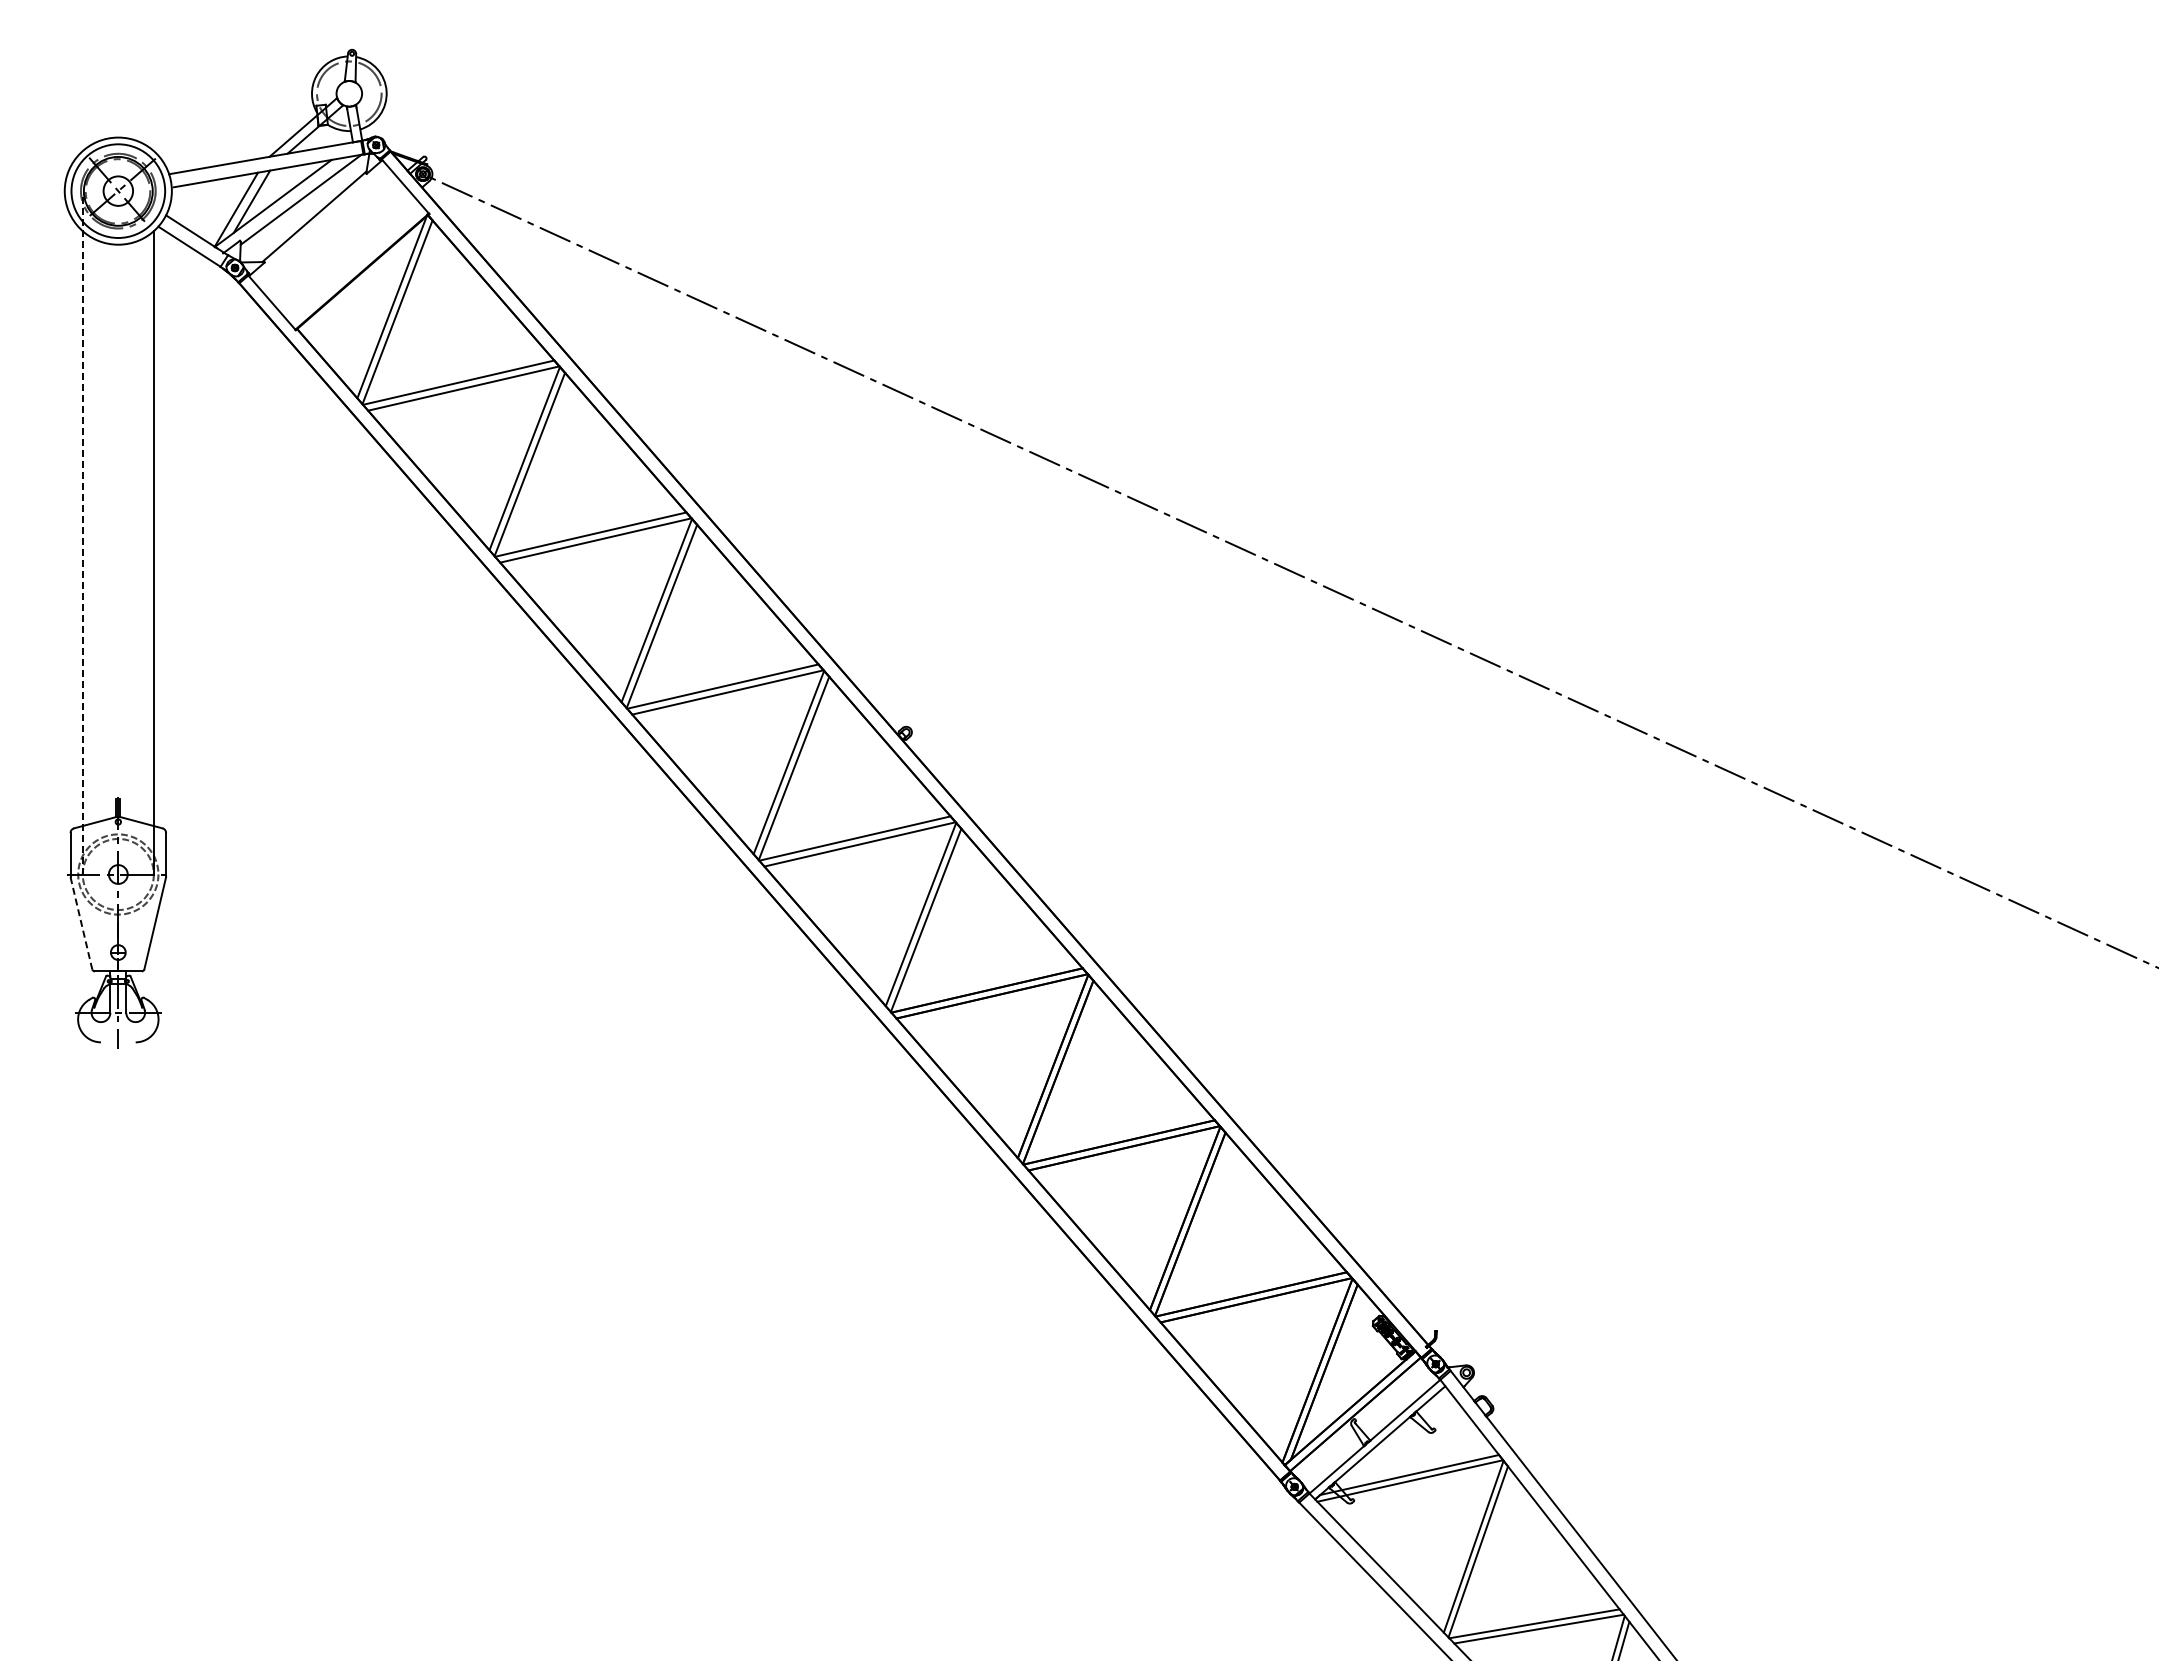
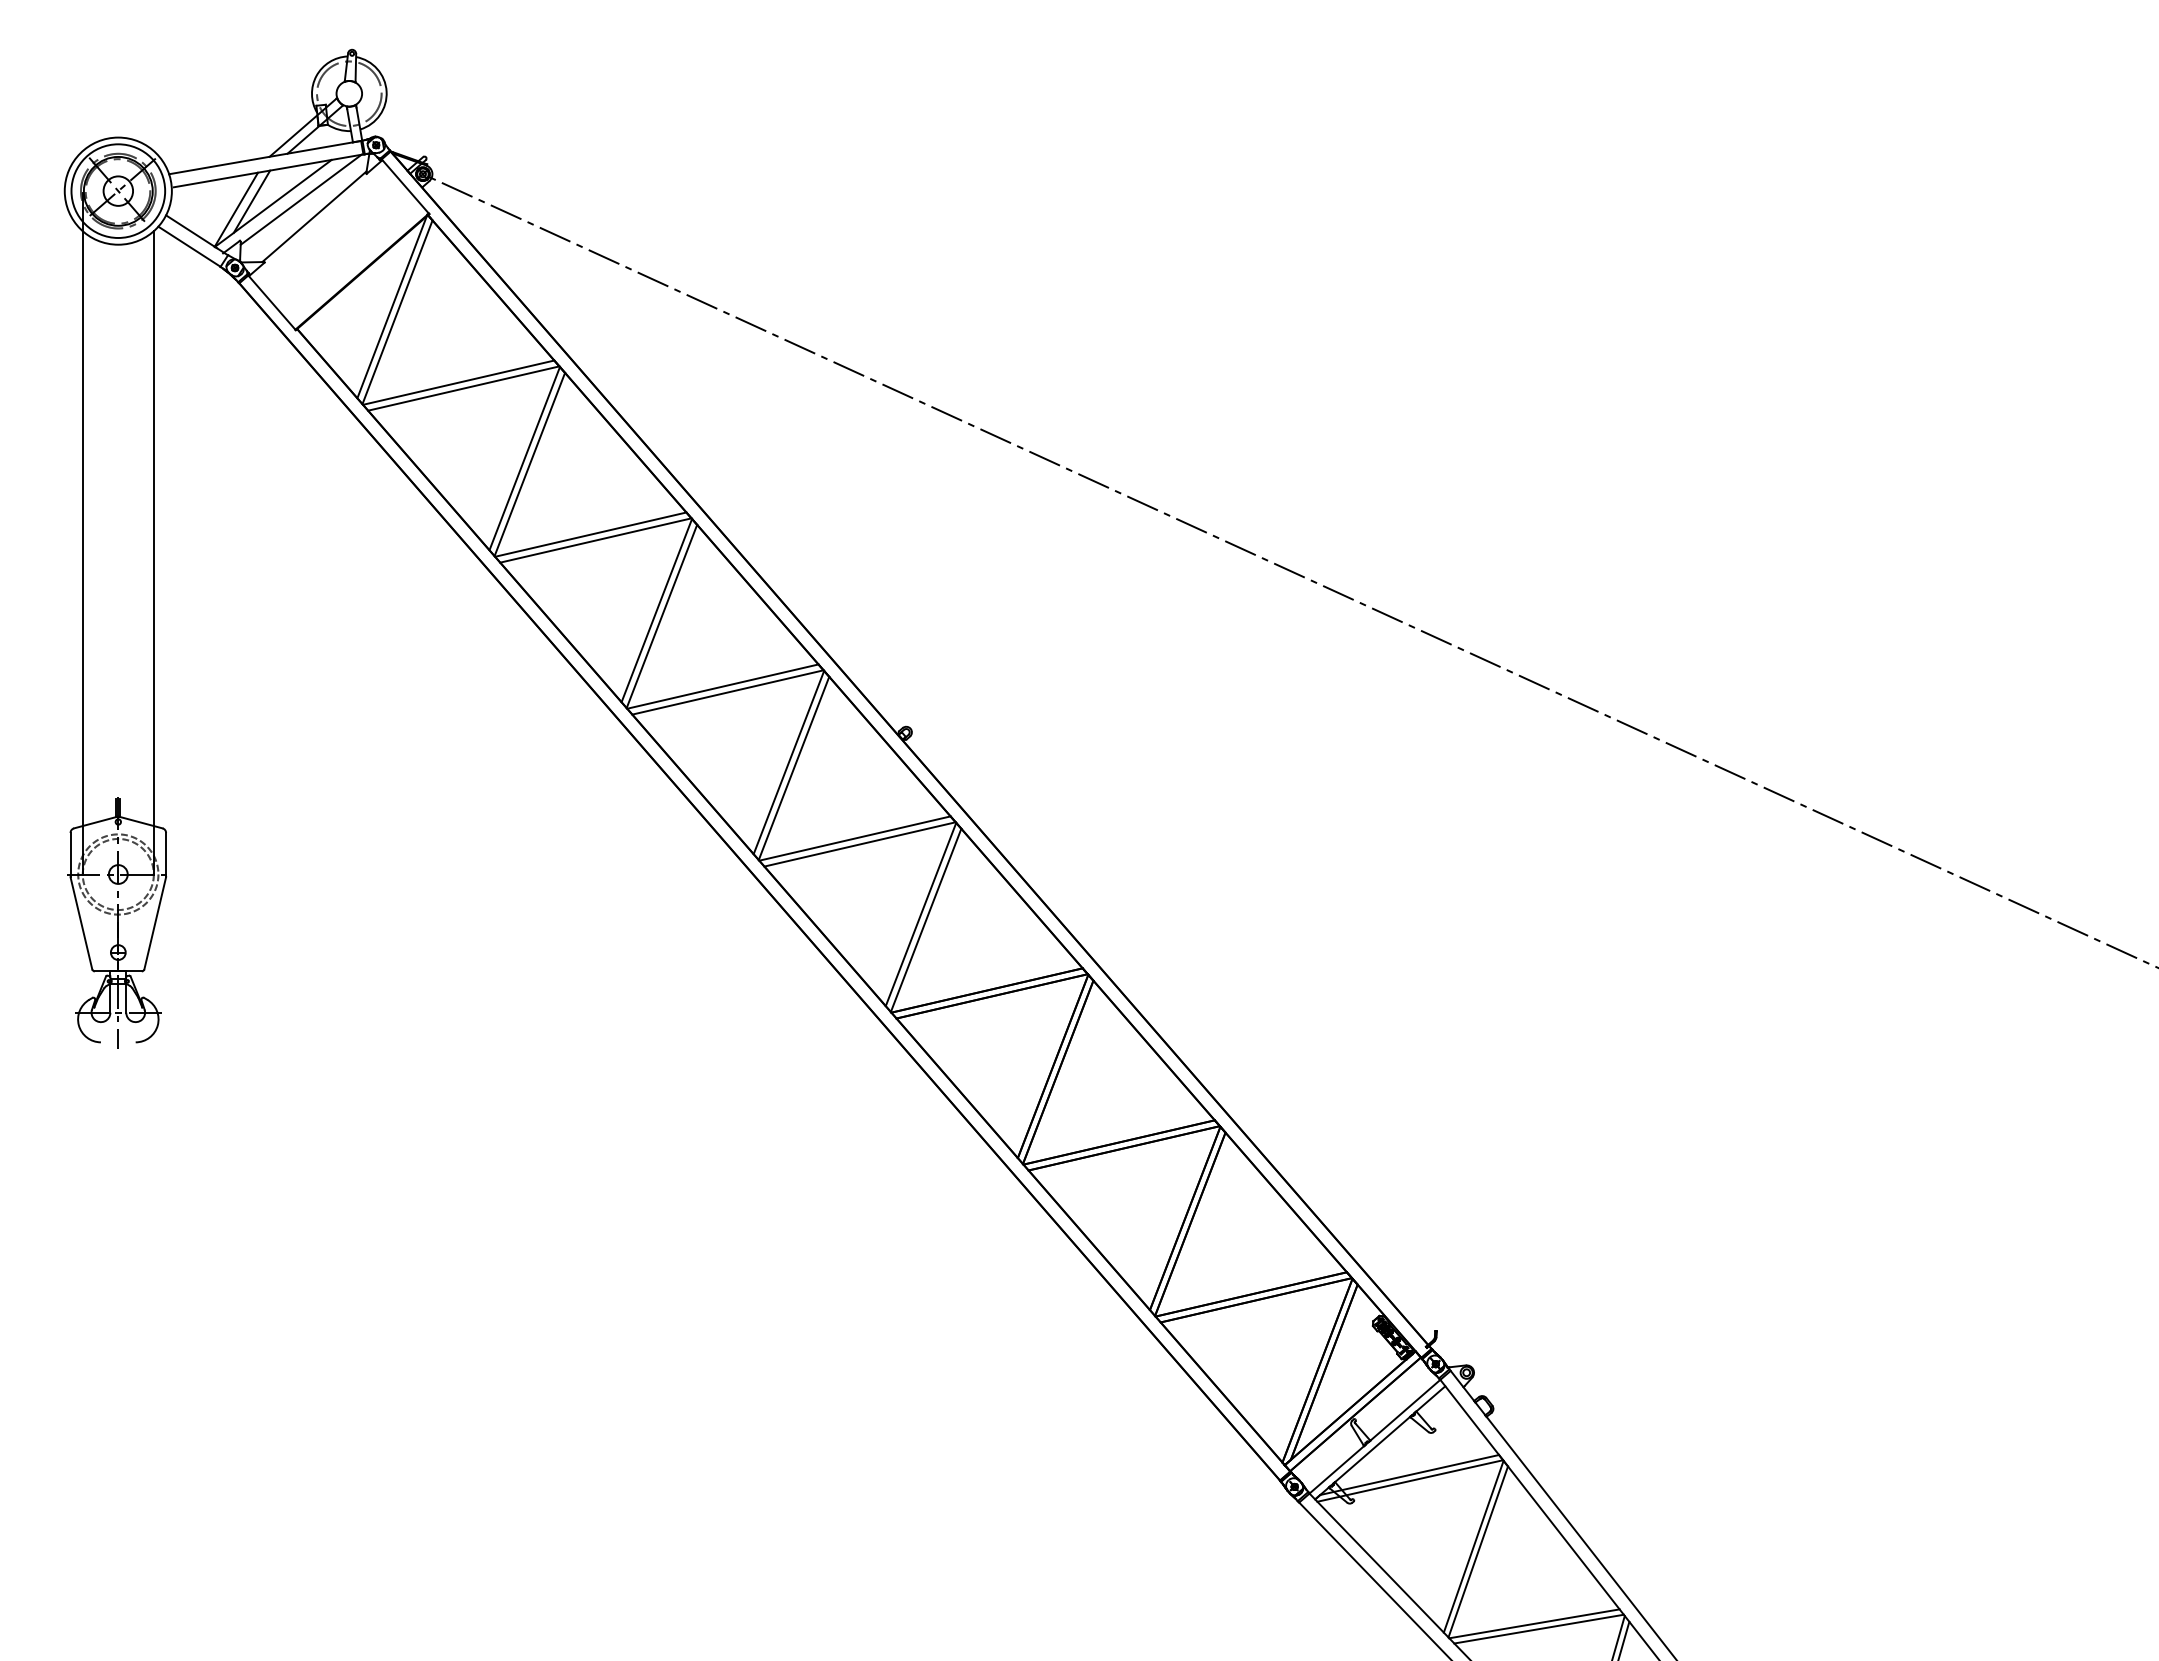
line: dashed -> solid (82, 533)
line: dashed -> solid (81, 923)
